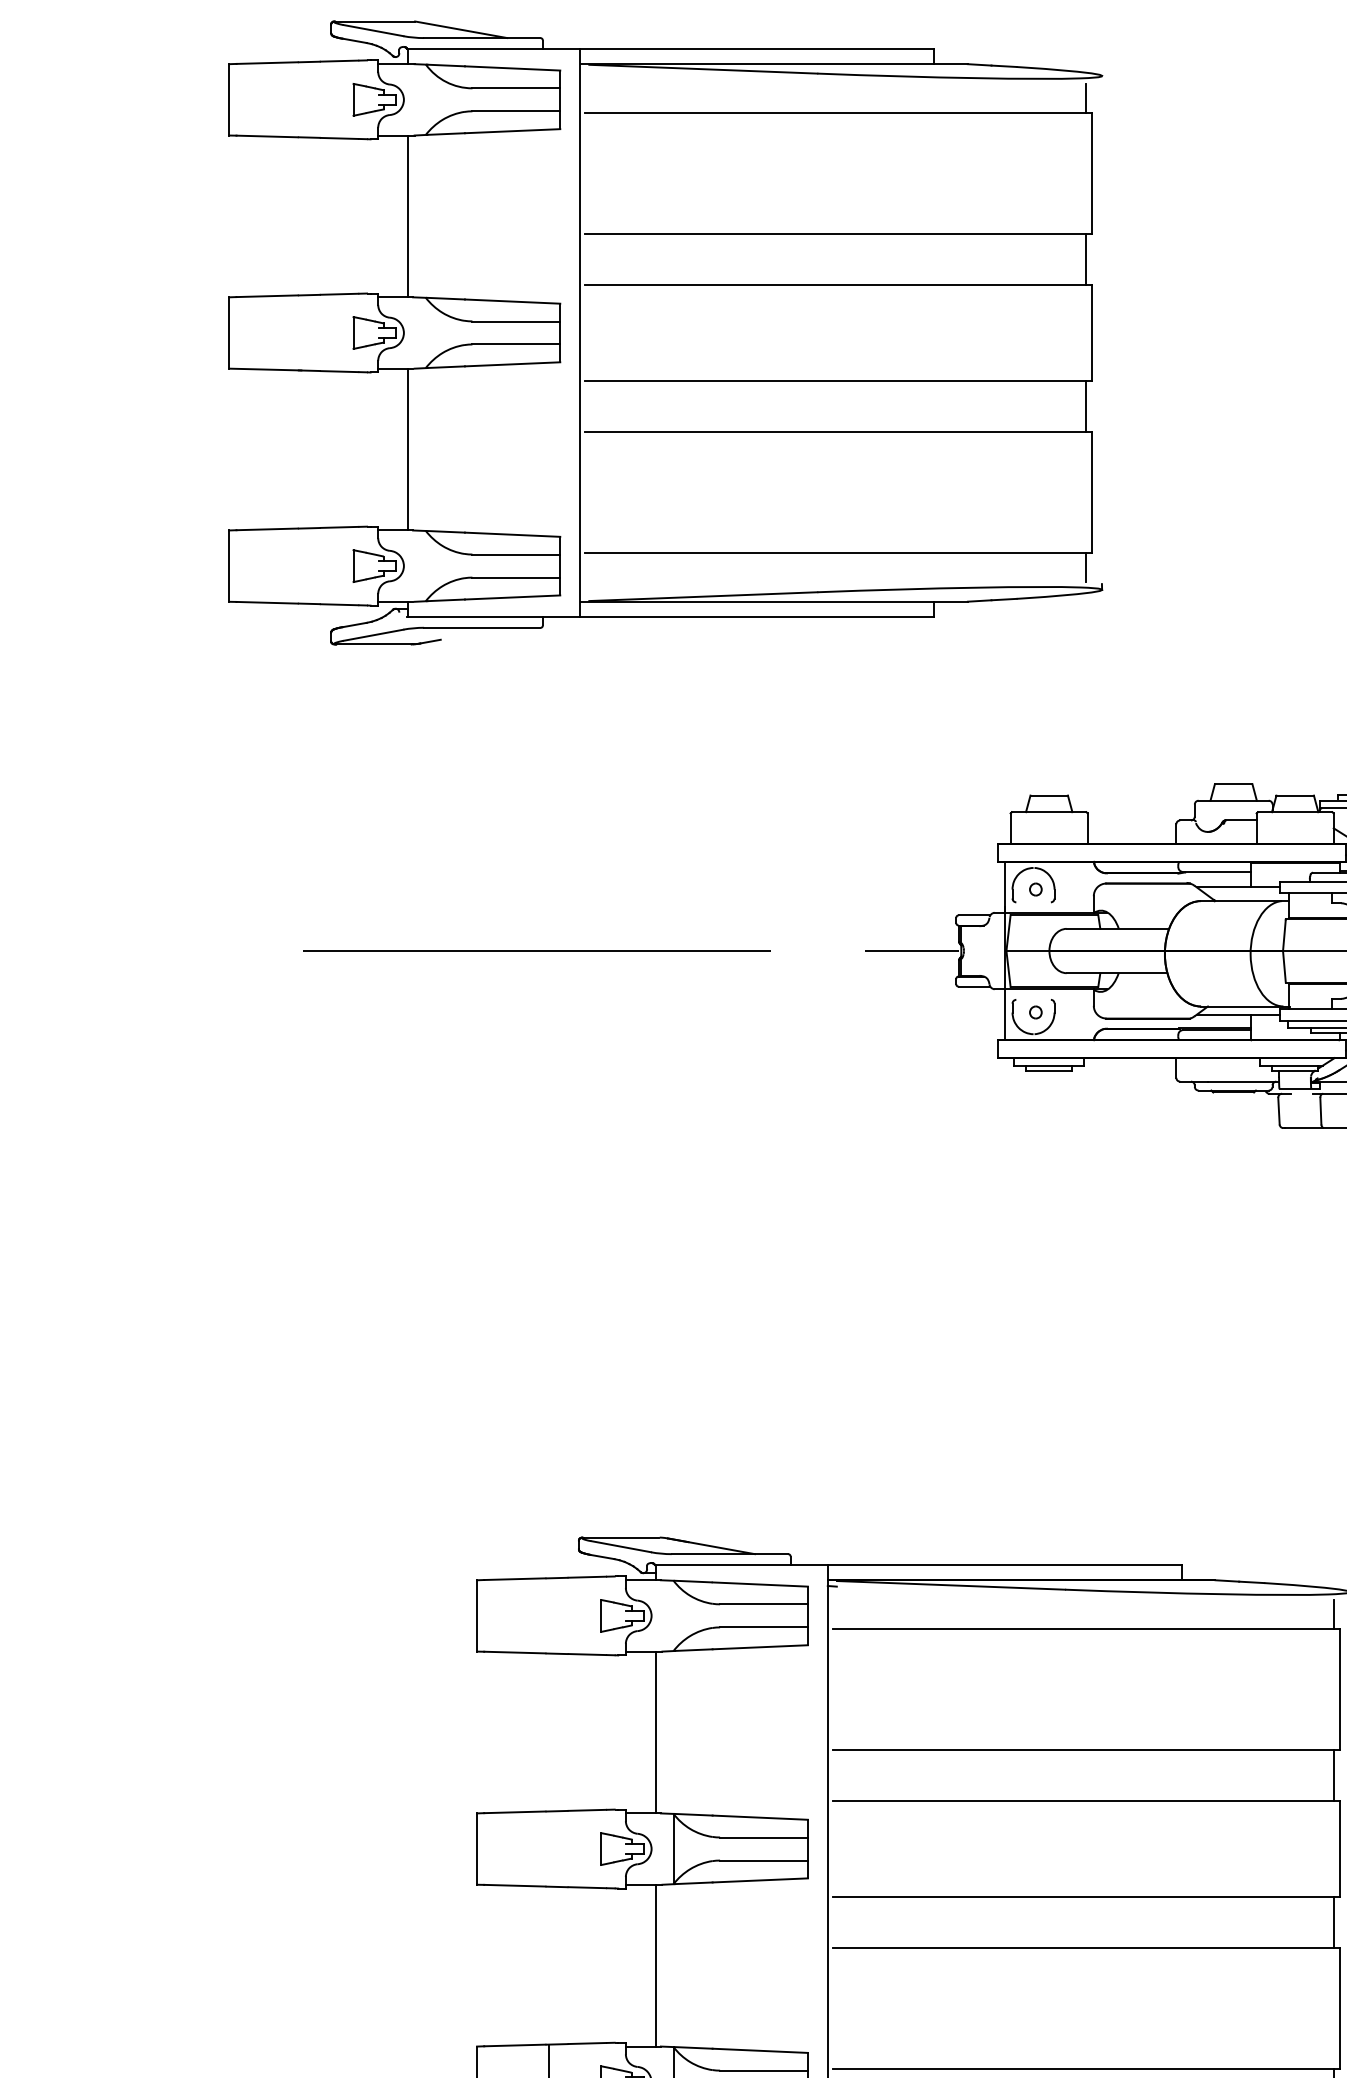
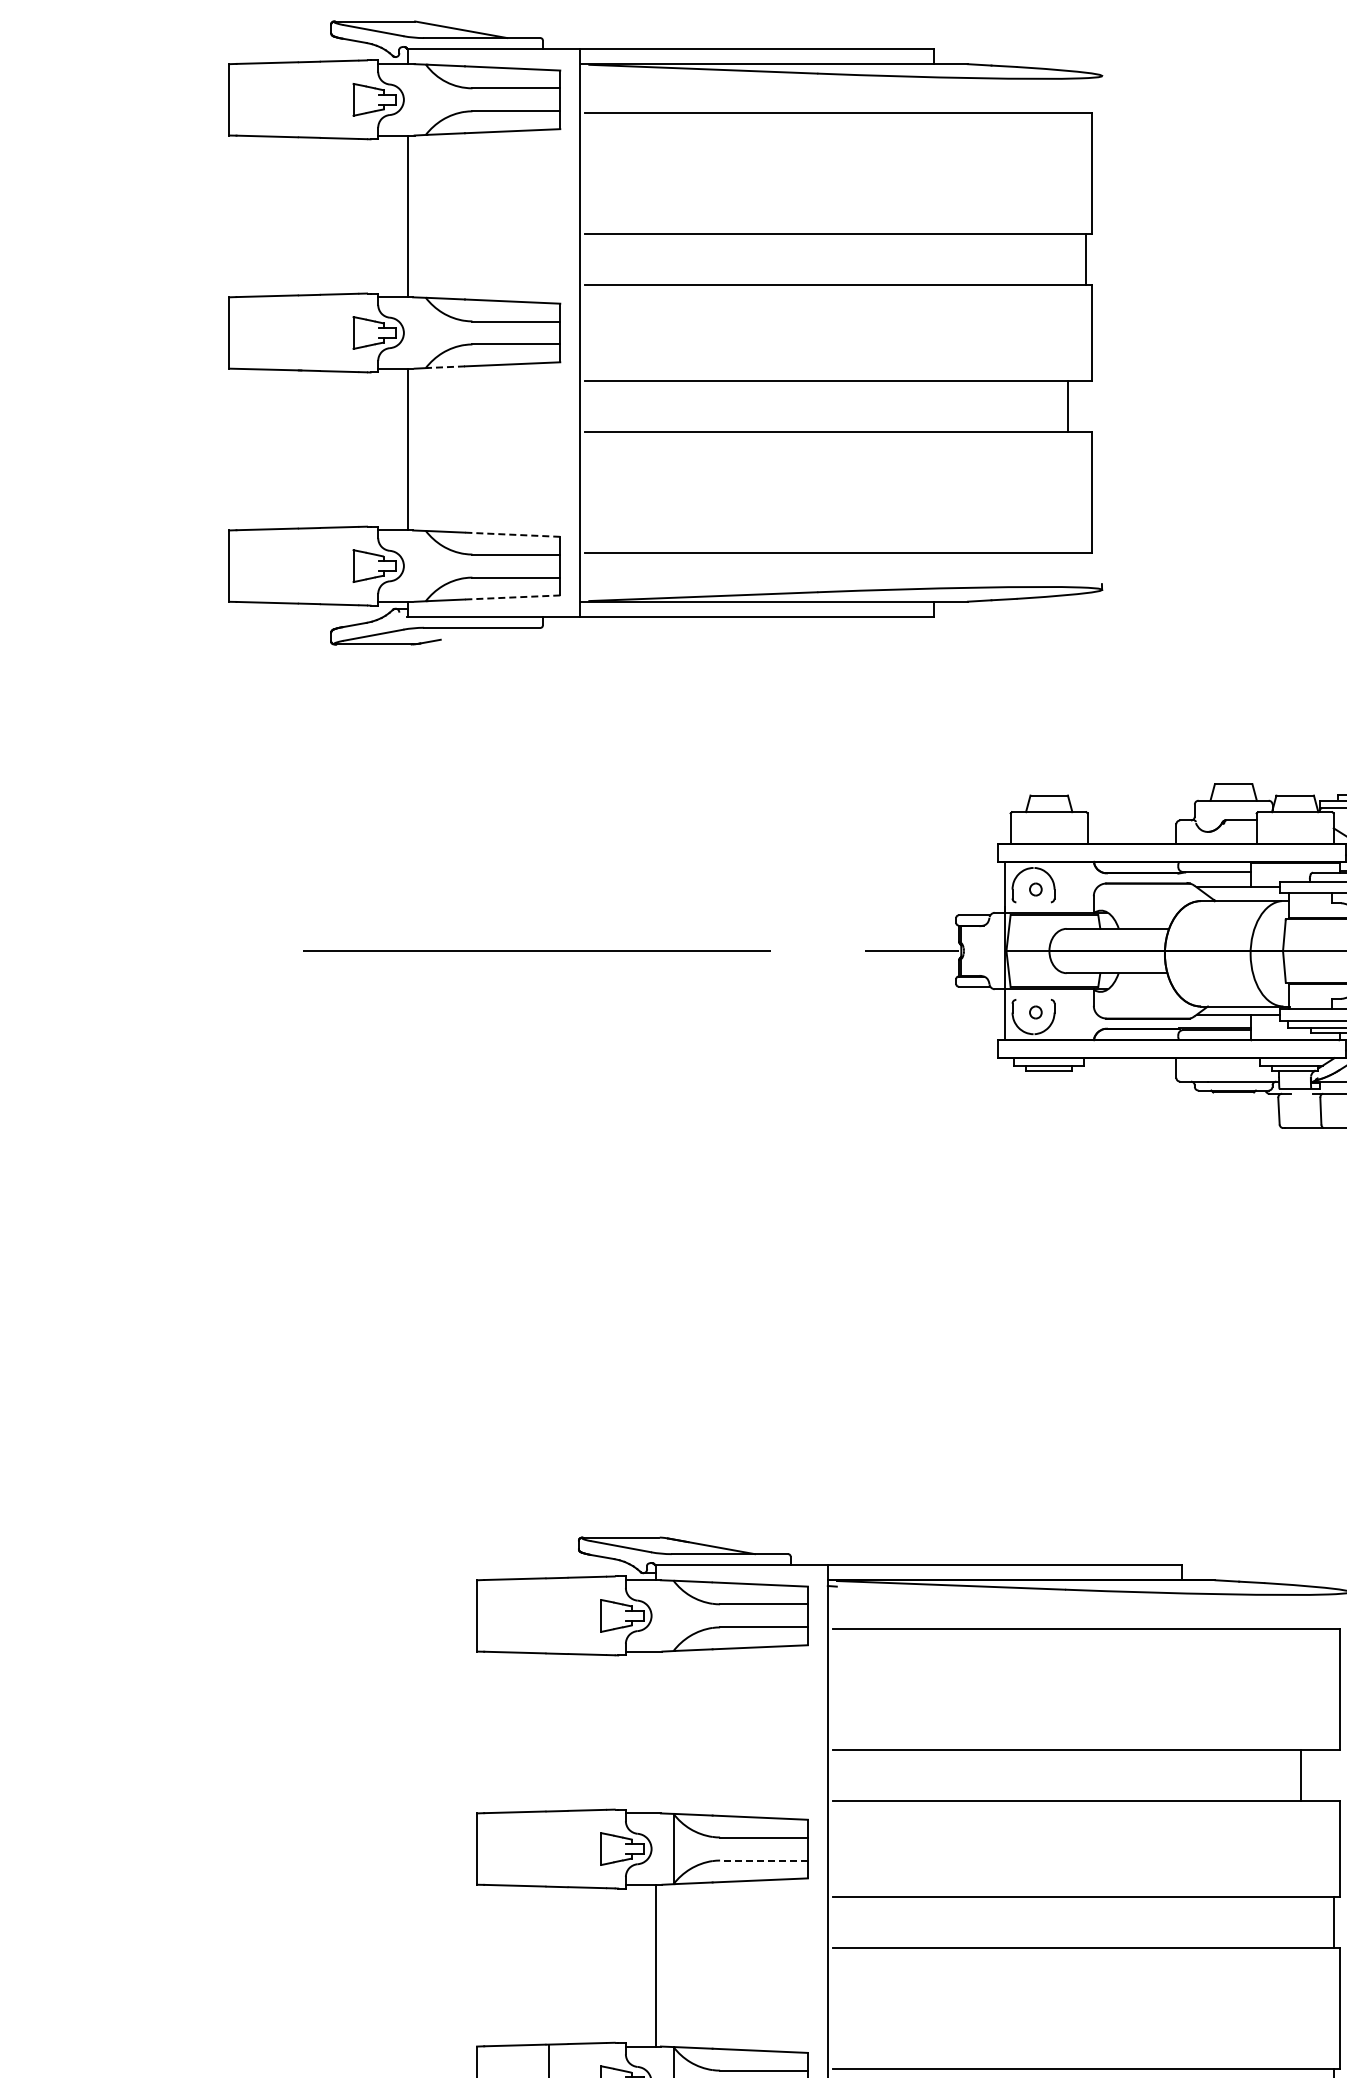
line: present -> none (1086, 98)
line: solid -> dashed (445, 367)
line position: (1086, 405) -> (1068, 405) (1068, 405)
line: solid -> dashed (512, 534)
line: present -> none (1086, 566)
line: solid -> dashed (512, 597)
line: present -> none (1333, 1614)
line: present -> none (656, 1732)
line position: (1333, 1775) -> (1300, 1775) (1300, 1775)
line: solid -> dashed (764, 1860)
